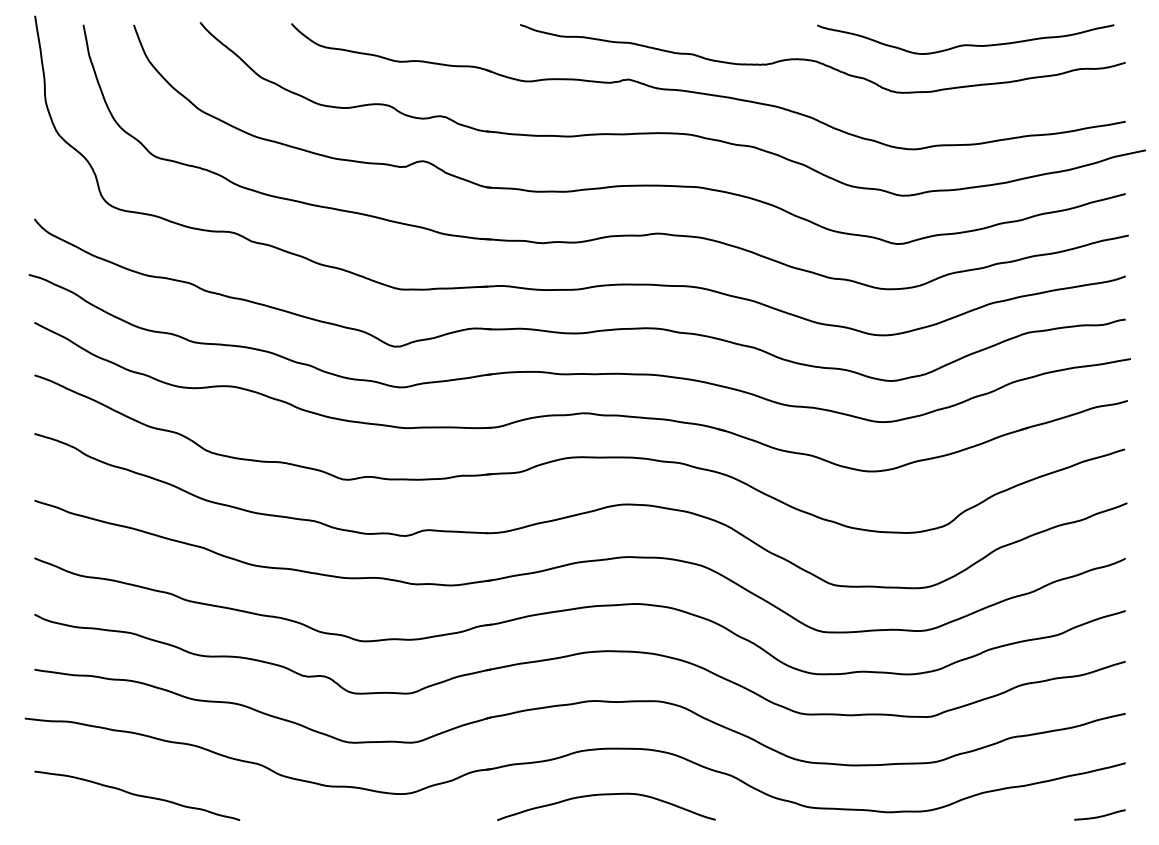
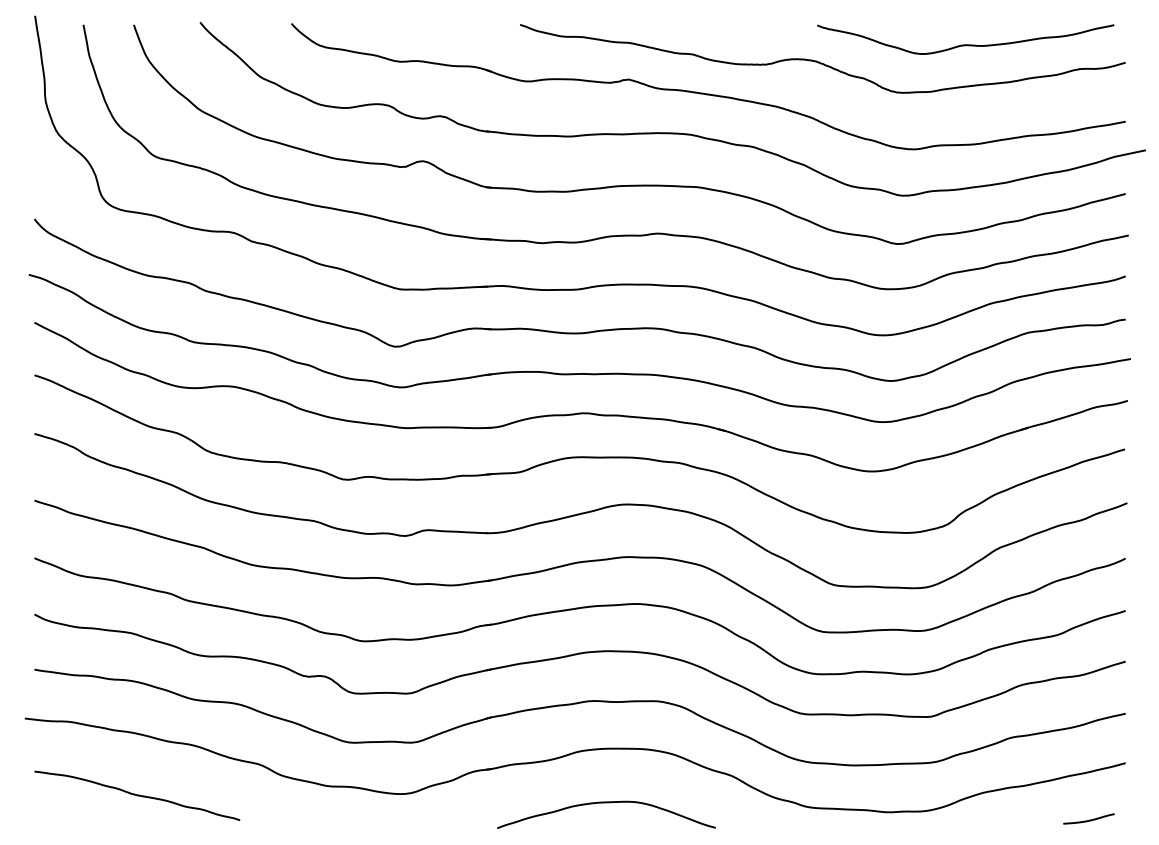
curve position: (606, 795) -> (606, 803) (606, 803)
curve position: (1100, 815) -> (1089, 819) (1089, 819)
